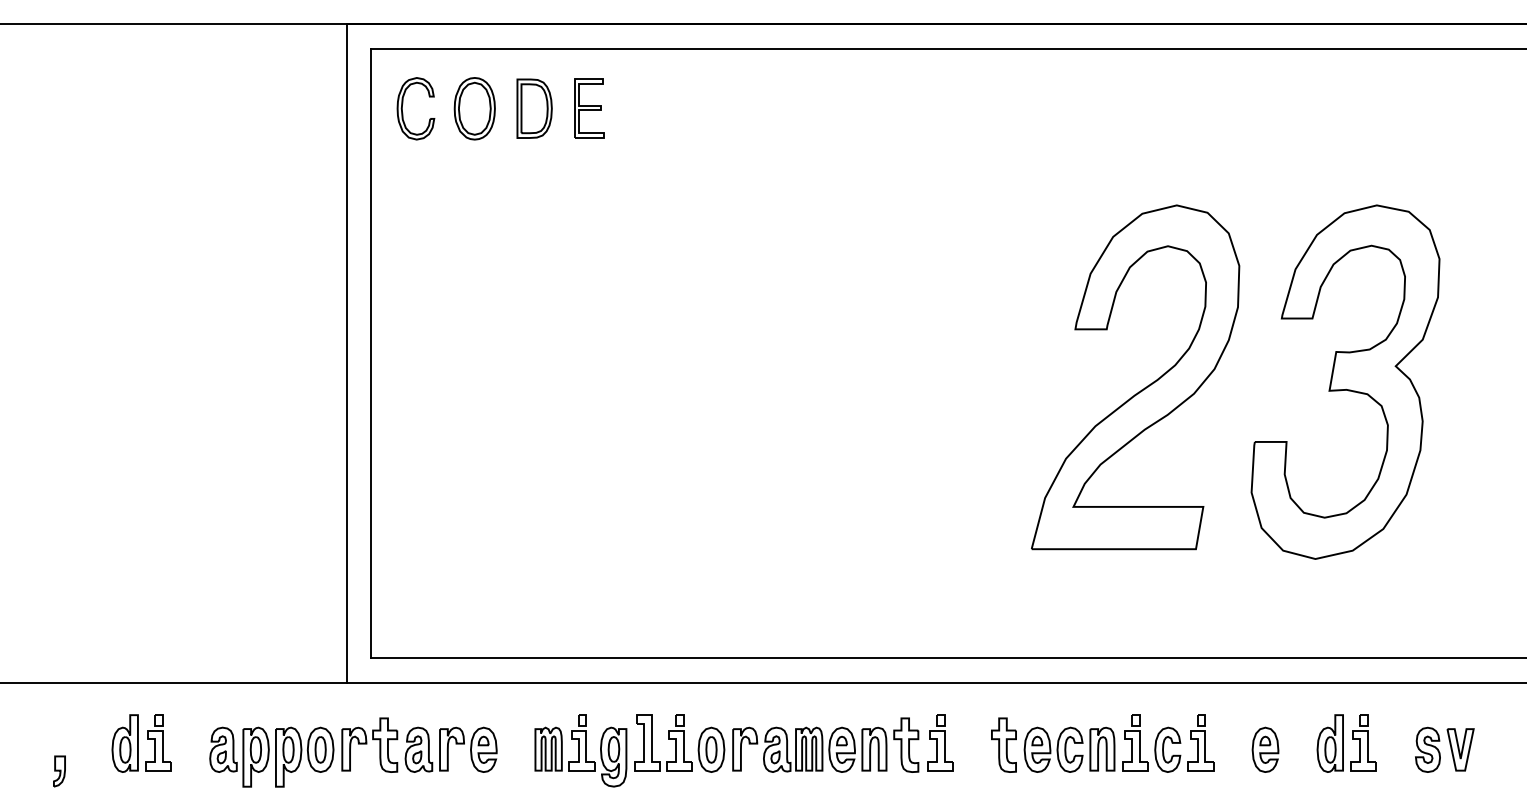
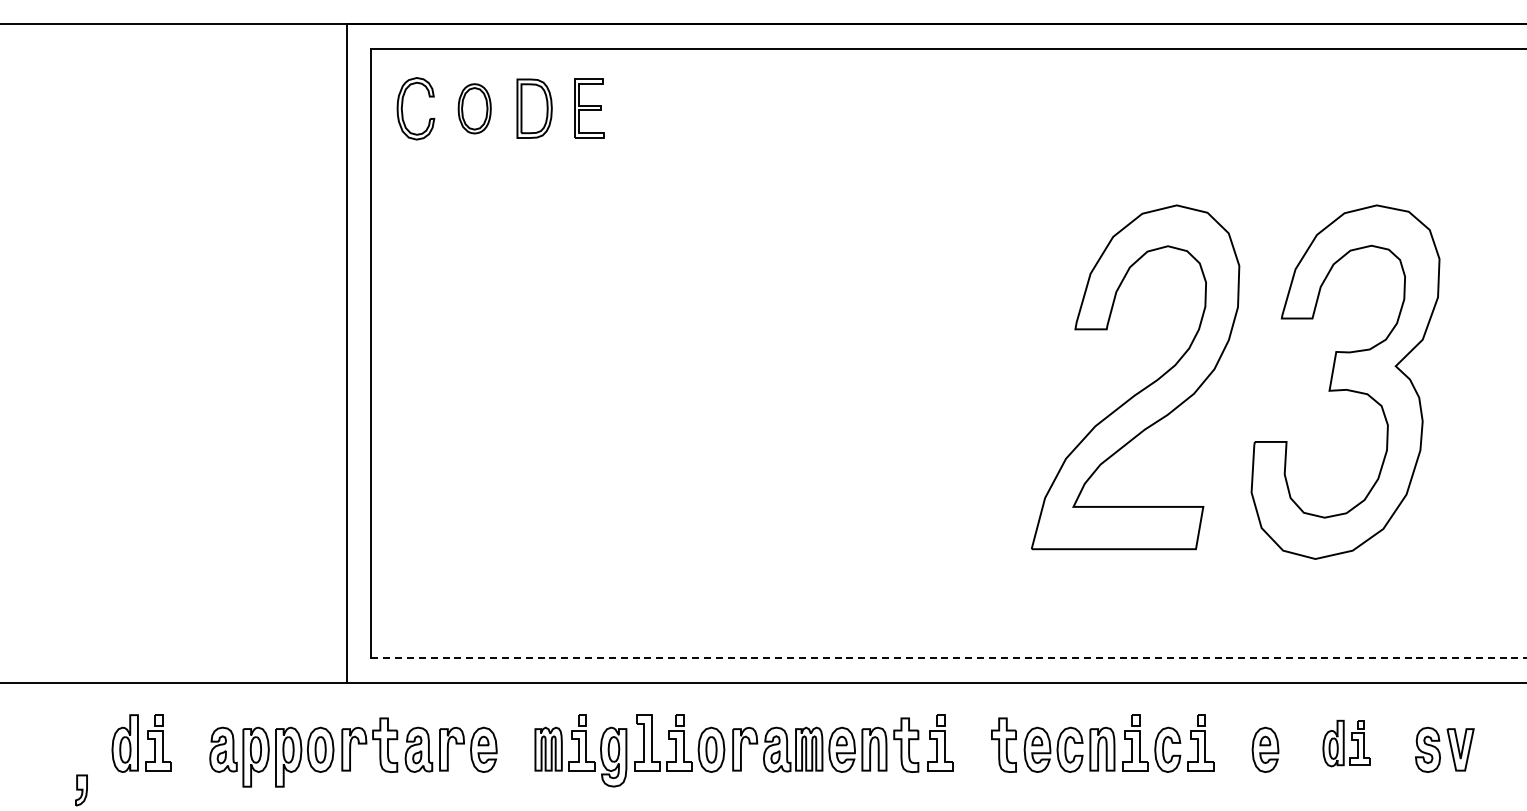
part size: 43x64 px -> 35x52 px (474, 108)
line: solid -> dashed (949, 658)
part size: 61x59 px -> 49x49 px (1346, 743)
part position: (59, 771) -> (81, 790) (81, 790)
